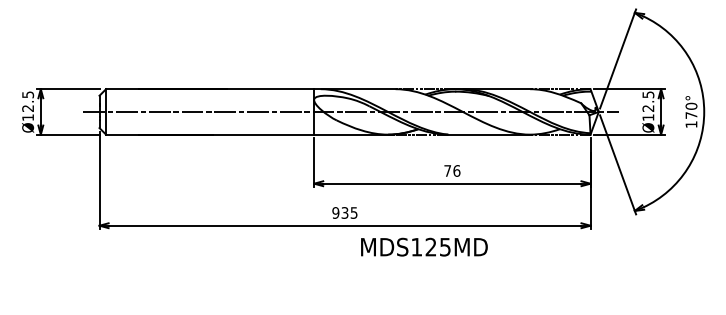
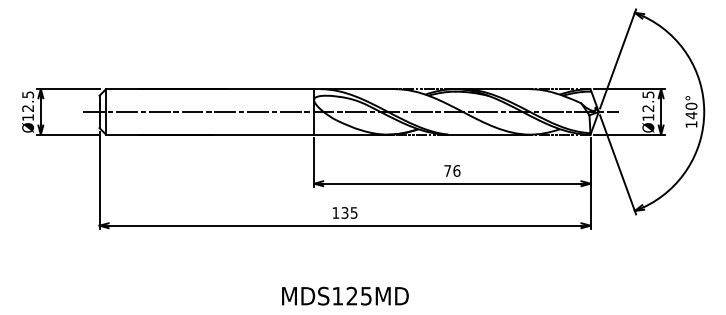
text: 170° -> 140° (691, 115)
text: 935 -> 135 (335, 212)
text position: (424, 246) -> (345, 295) (345, 295)
